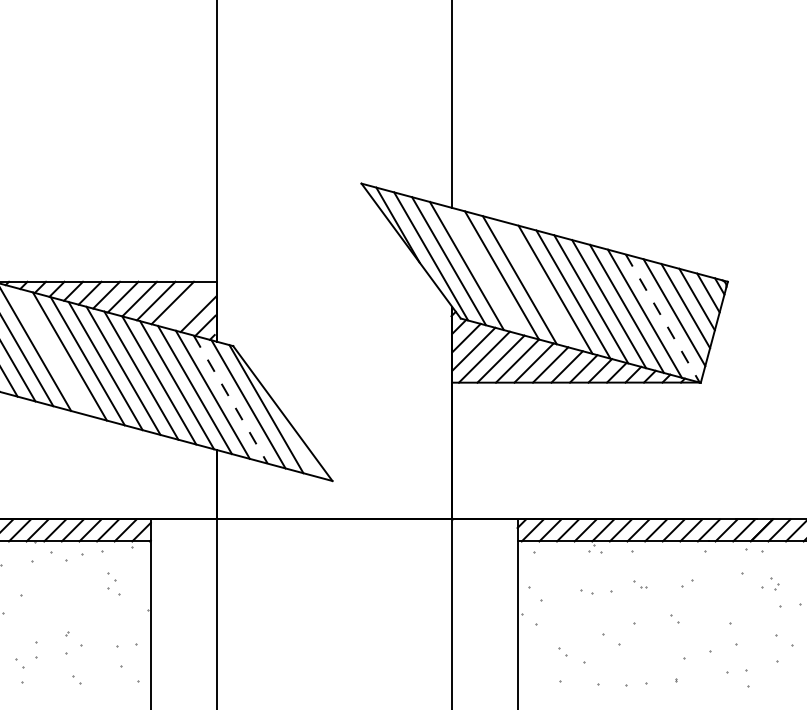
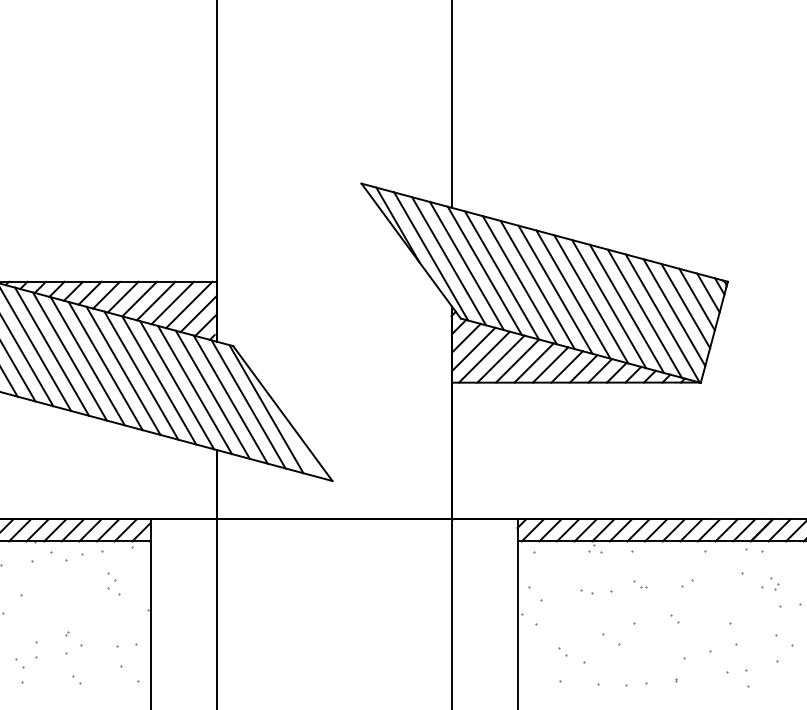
line: none -> present (484, 270)
line: none -> present (537, 284)
line: none -> present (189, 304)
line: dashed -> solid (662, 318)
line: none -> present (52, 351)
line: dashed -> solid (230, 399)
